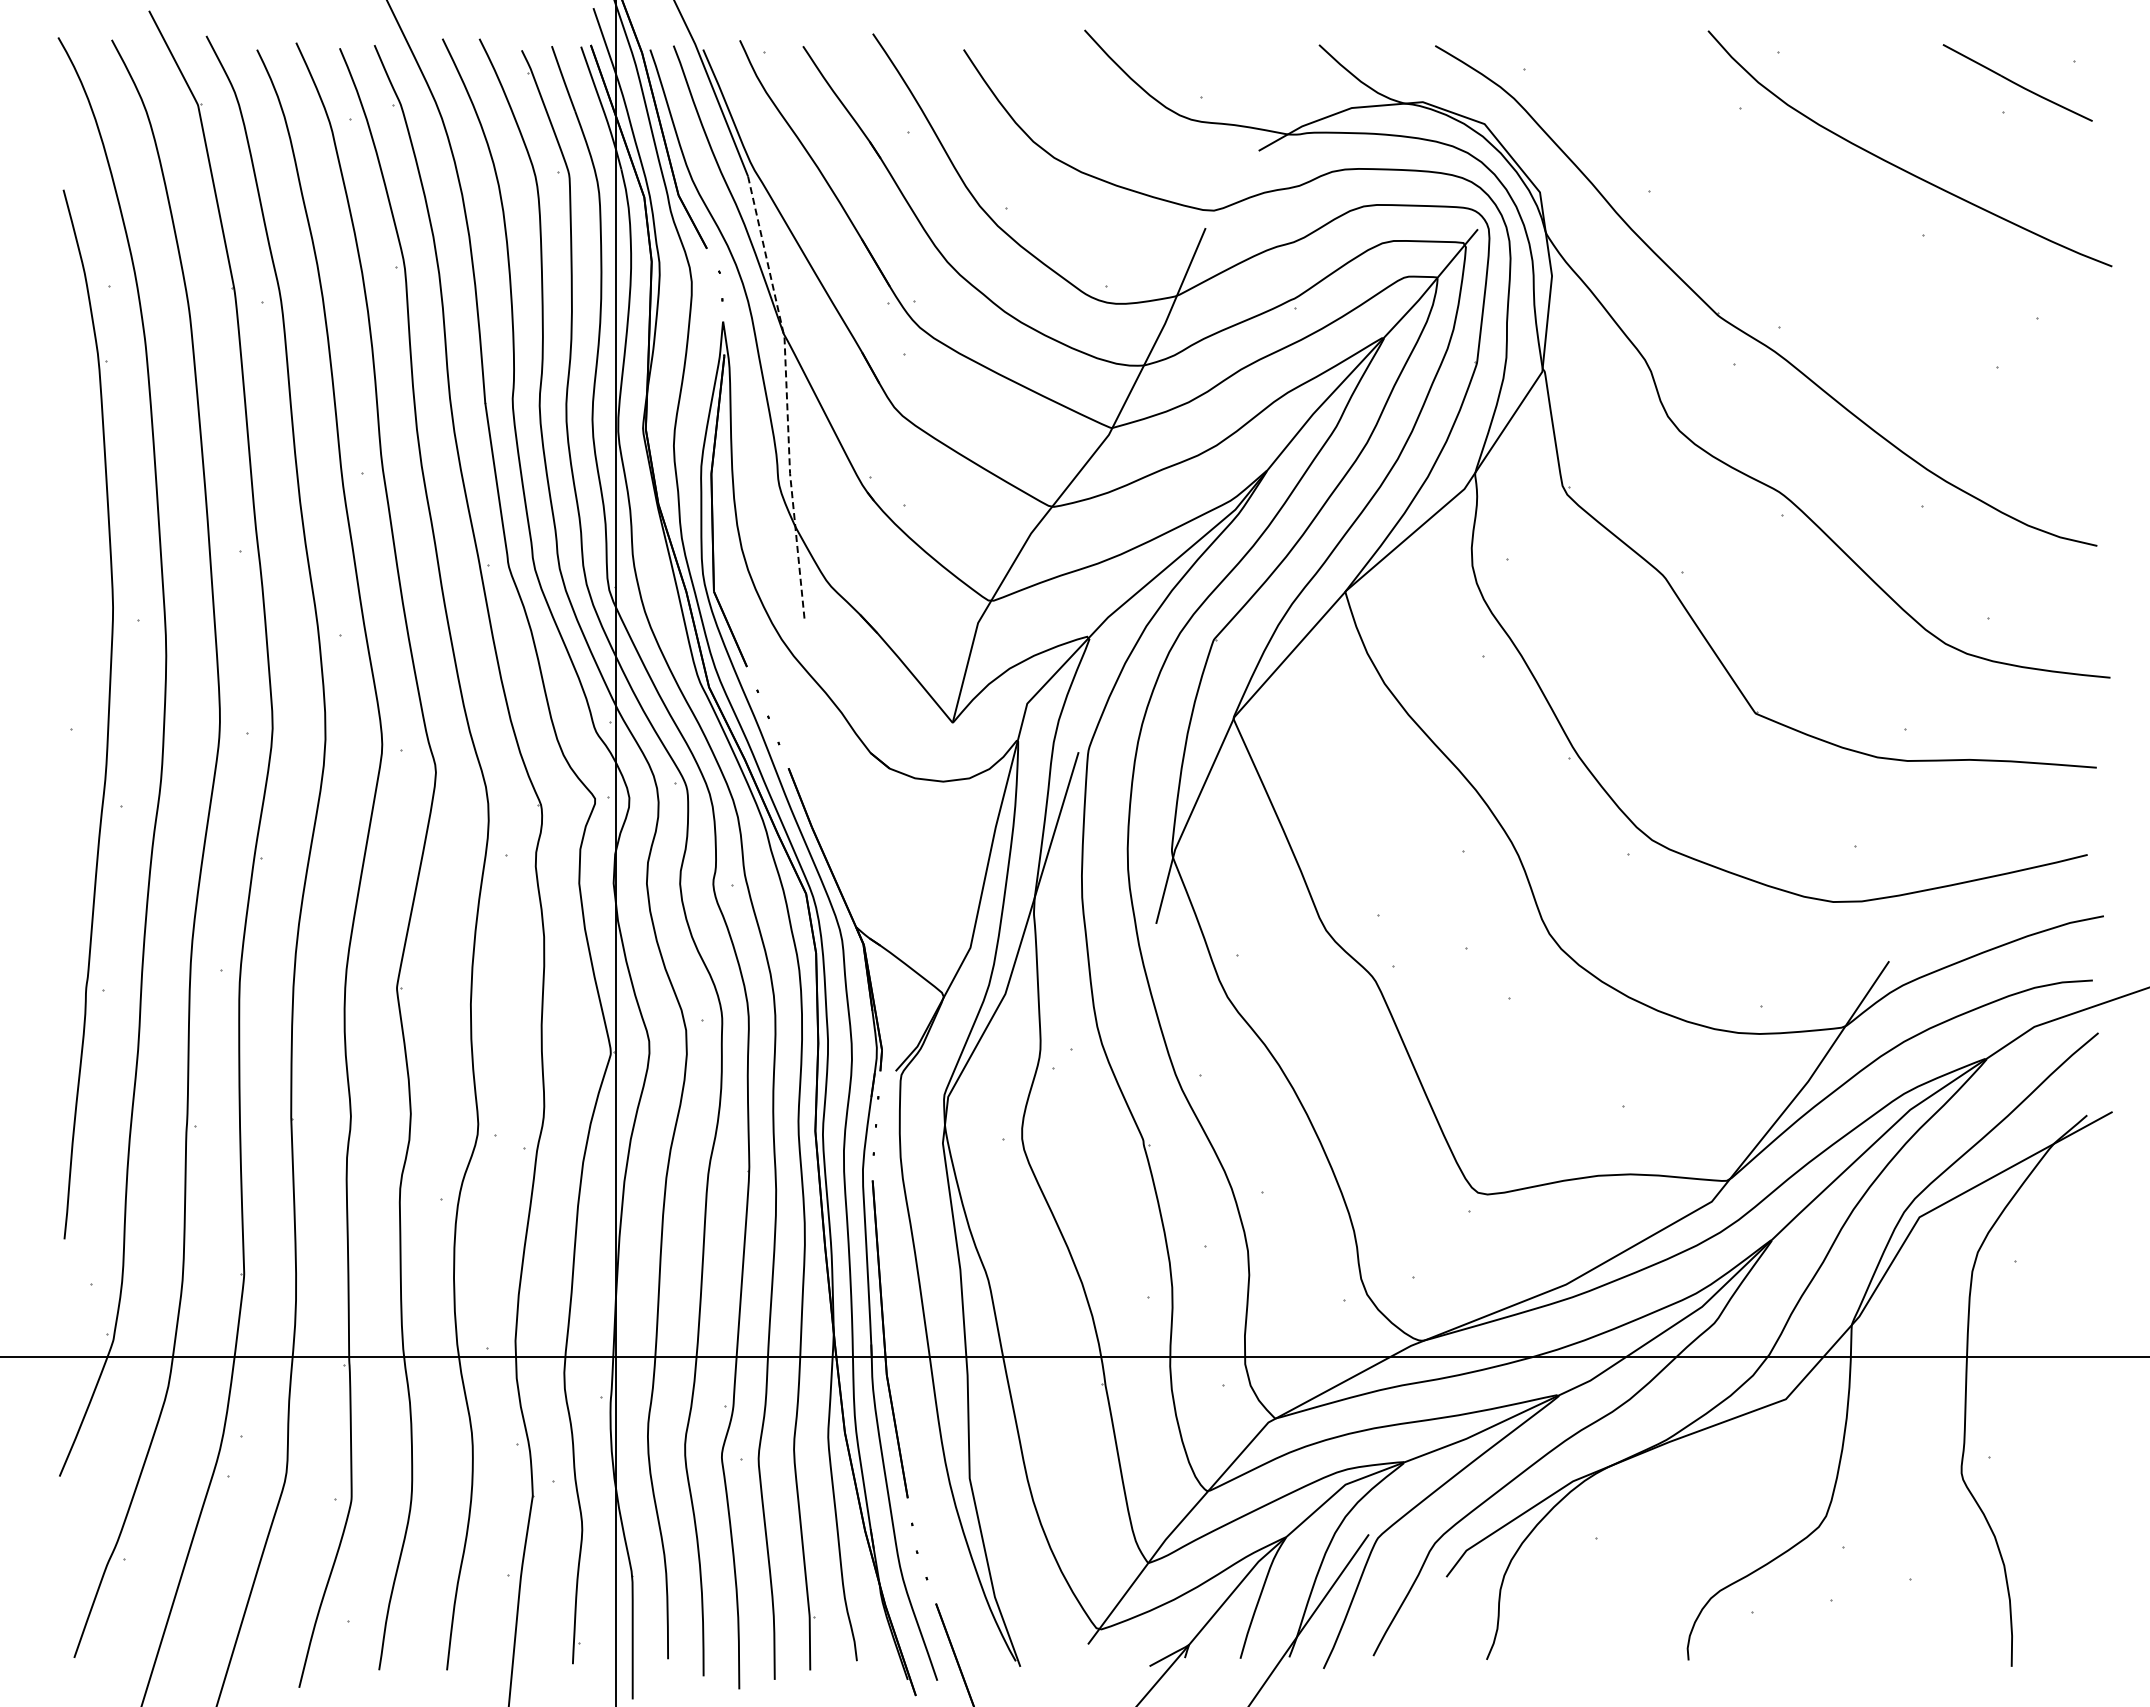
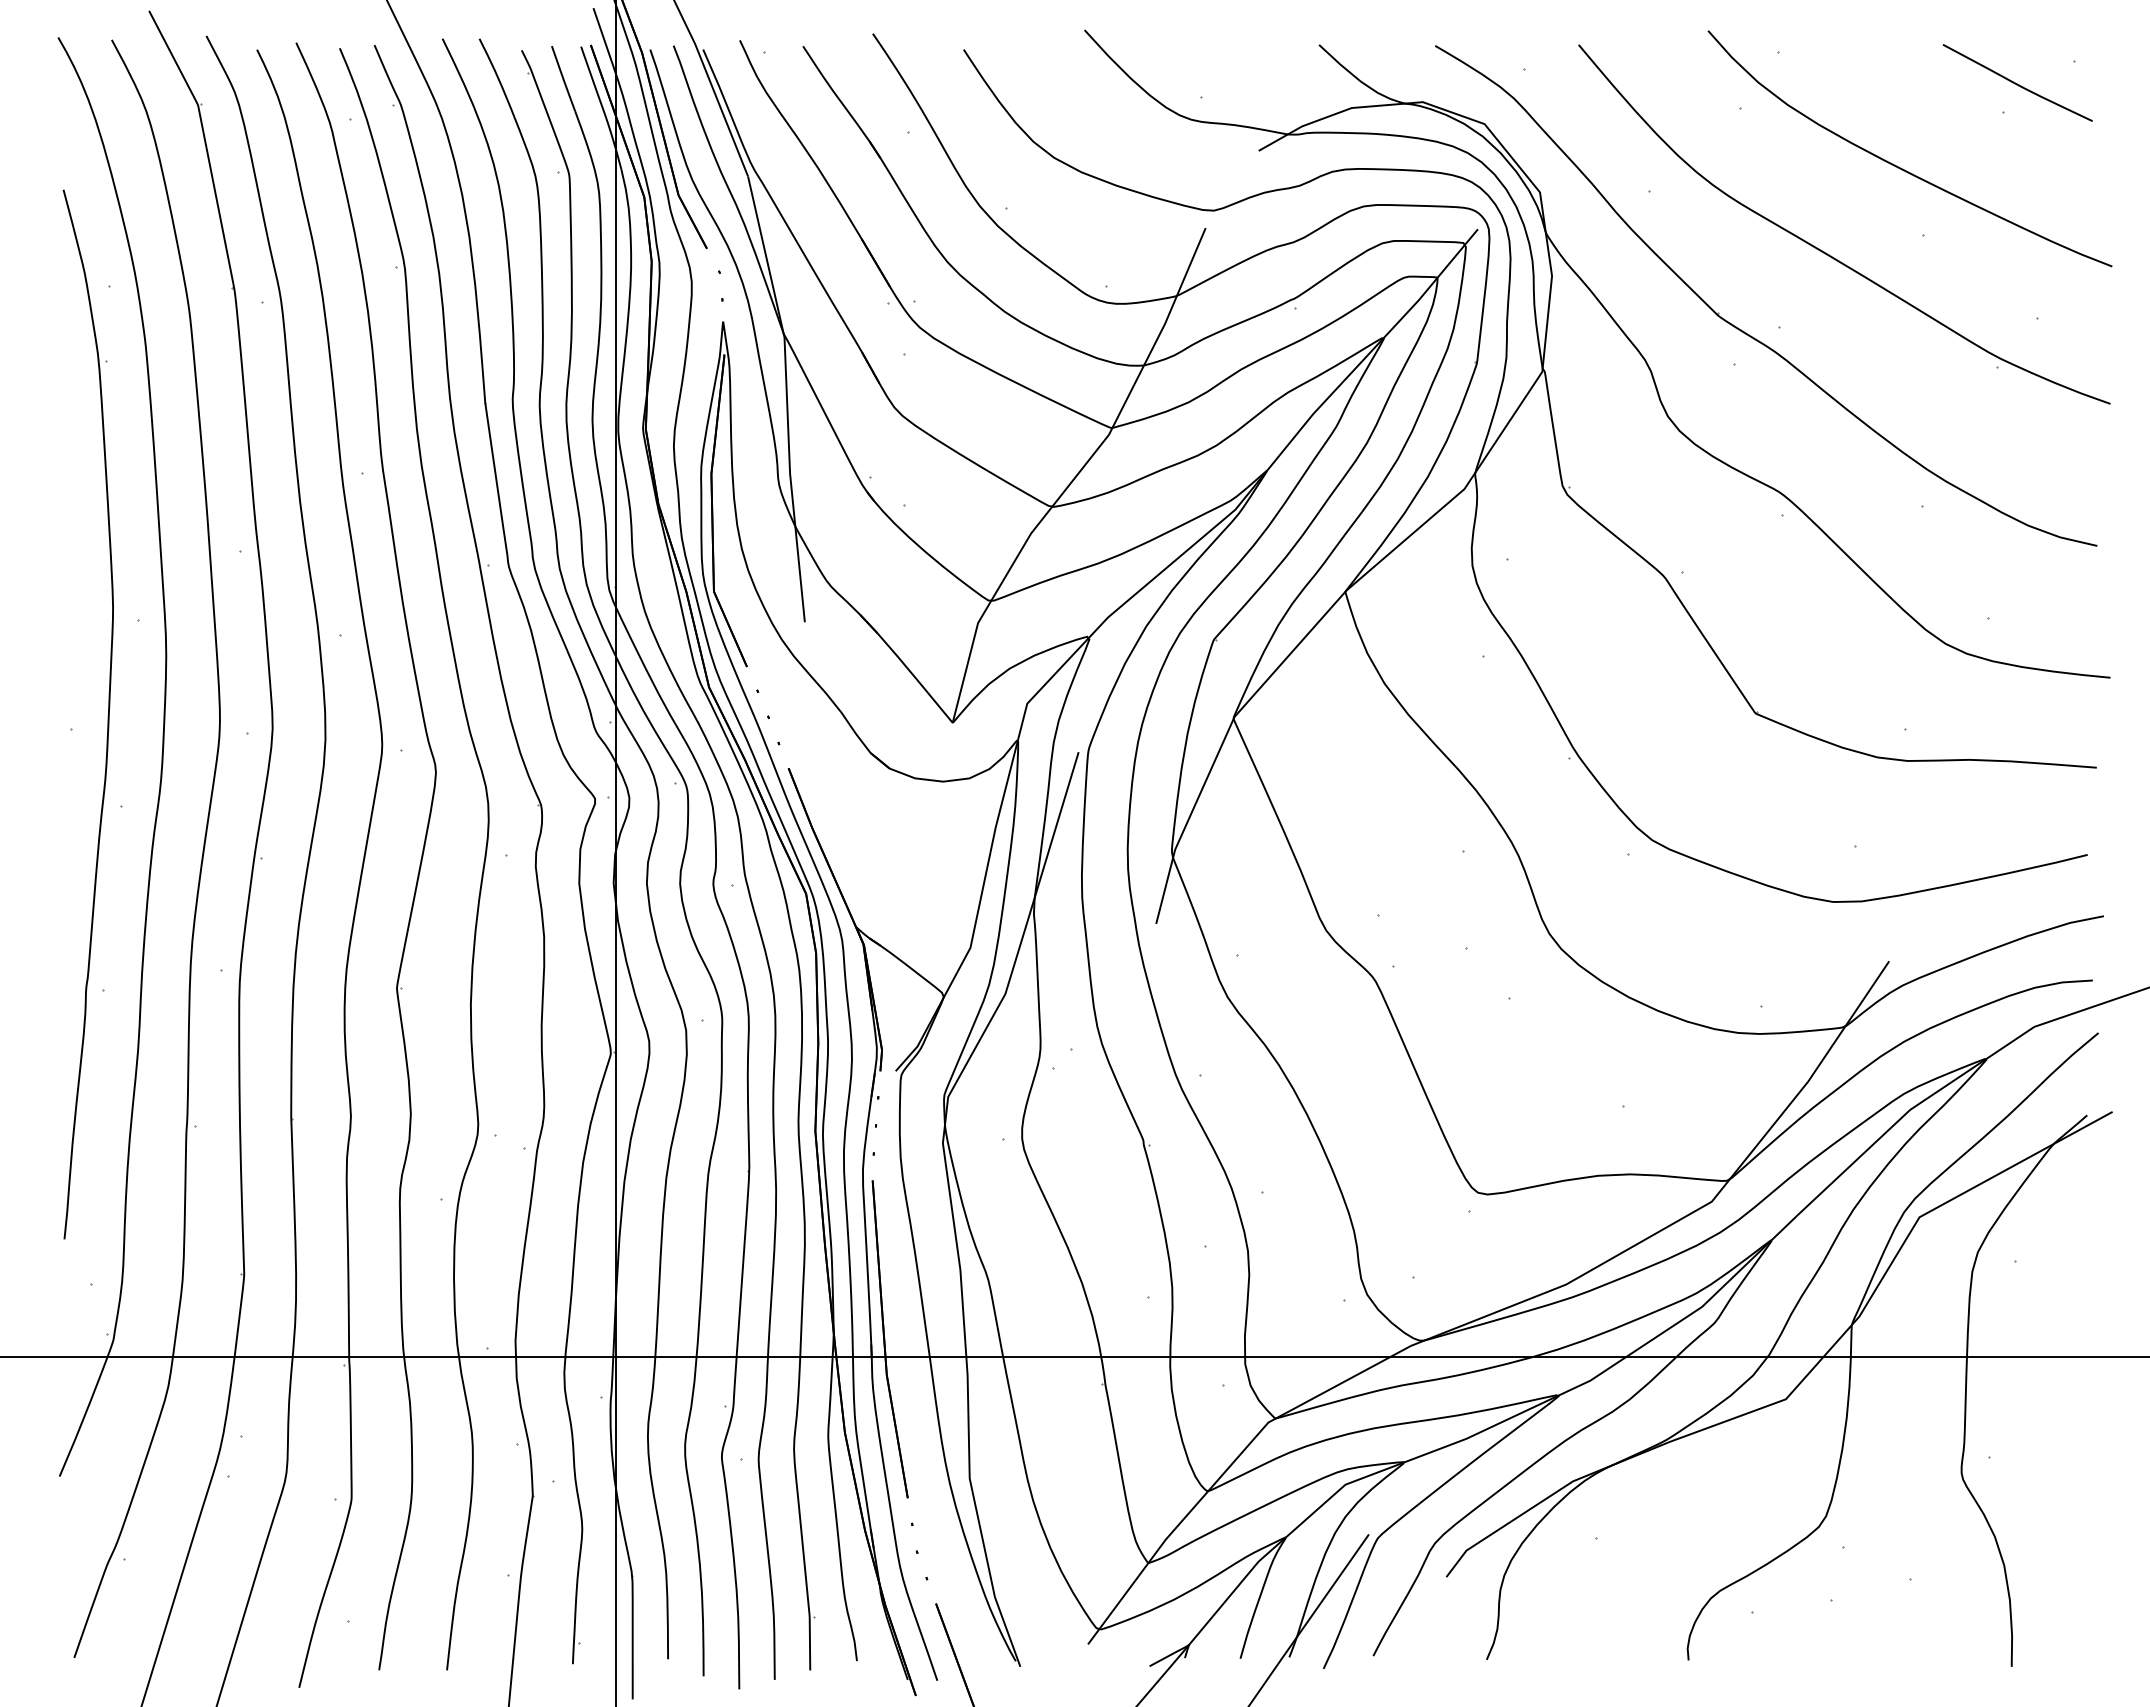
curve: none -> present (1829, 254)
line: dashed -> solid (786, 398)
